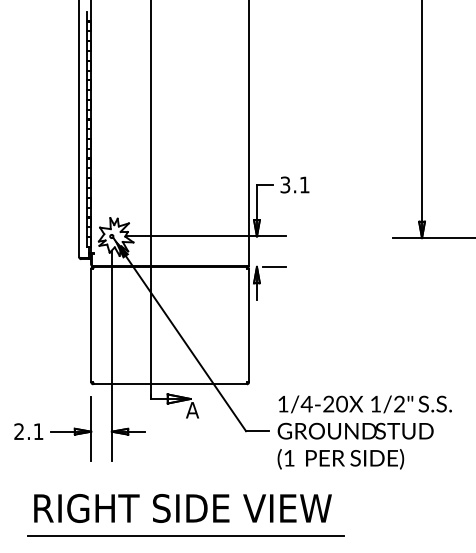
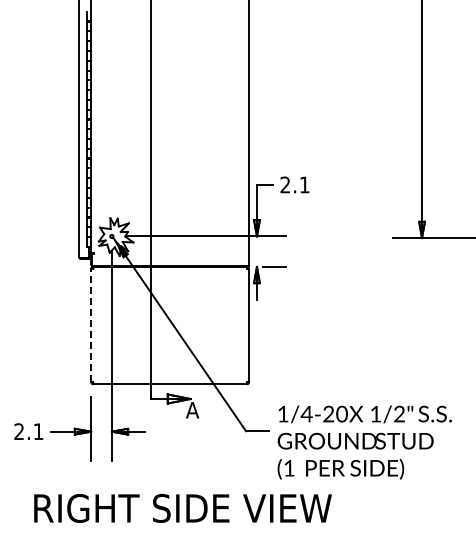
text: 3.1 -> 2.1 (285, 185)
line: solid -> dashed (91, 325)
text position: (364, 432) -> (364, 442) (364, 442)
line: present -> none (185, 536)
